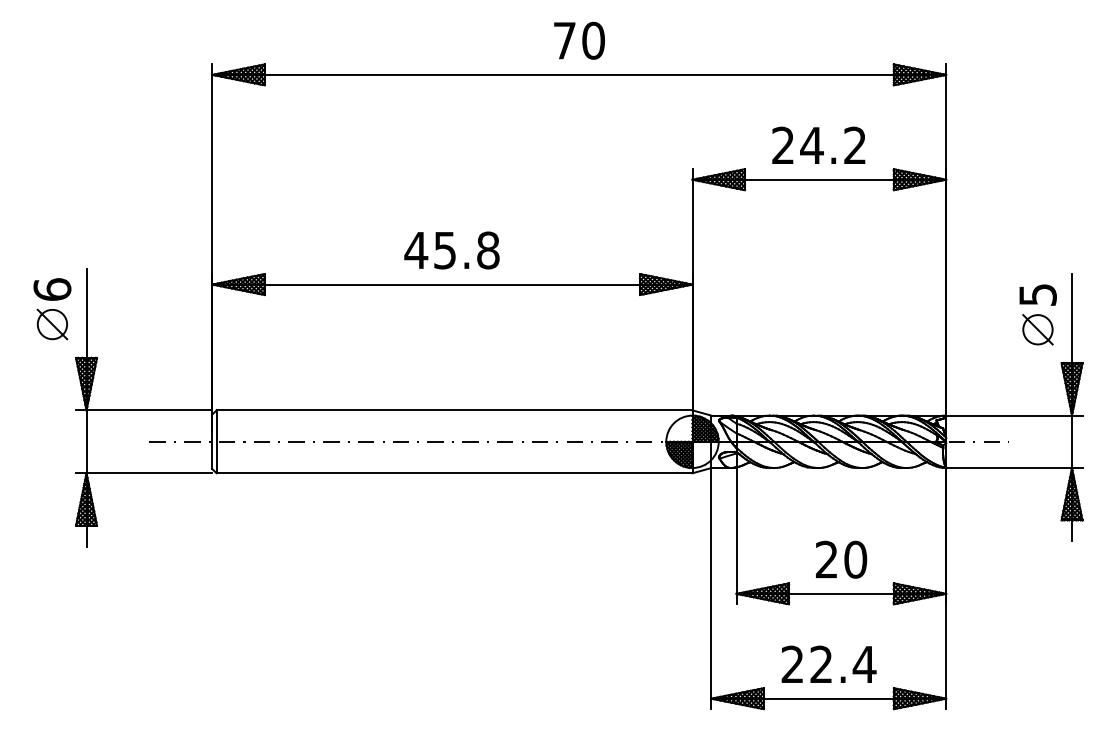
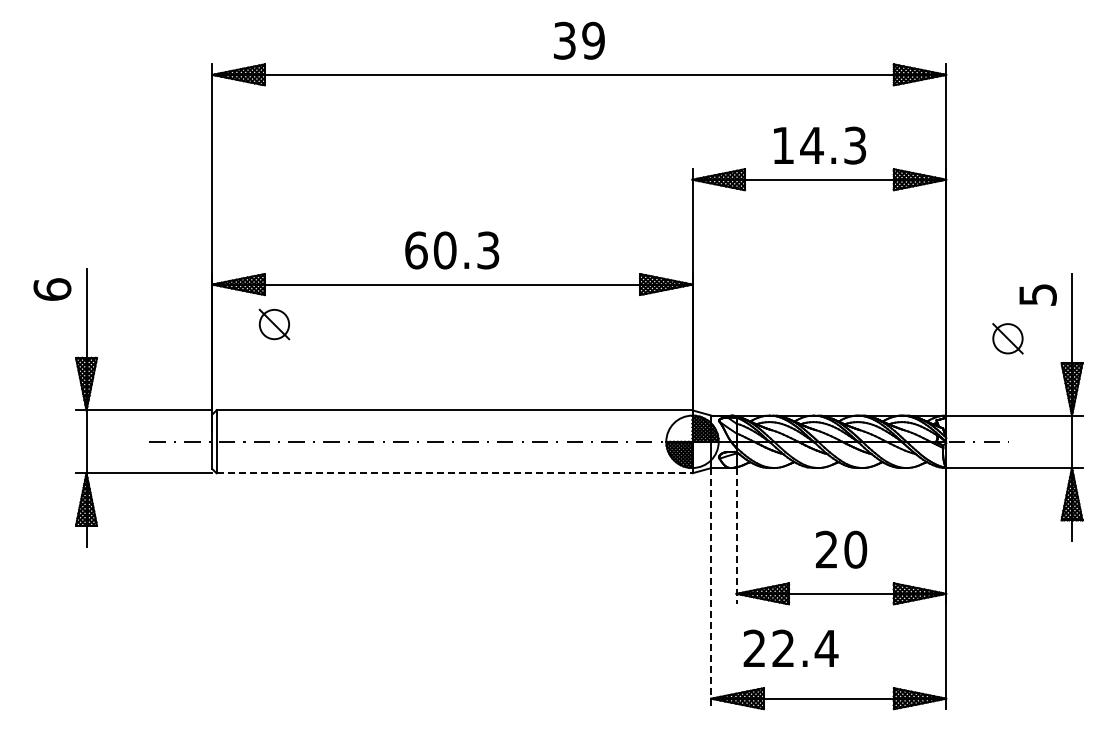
text: 70 -> 39 (579, 40)
text: 24.2 -> 14.3 (819, 145)
text: 45.8 -> 60.3 (451, 250)
part position: (52, 324) -> (274, 324) (274, 324)
part position: (1037, 329) -> (1007, 338) (1007, 338)
line: solid -> dashed (454, 473)
line: solid -> dashed (736, 536)
text position: (841, 559) -> (841, 549) (841, 549)
line: solid -> dashed (711, 588)
text position: (828, 663) -> (790, 647) (790, 647)
